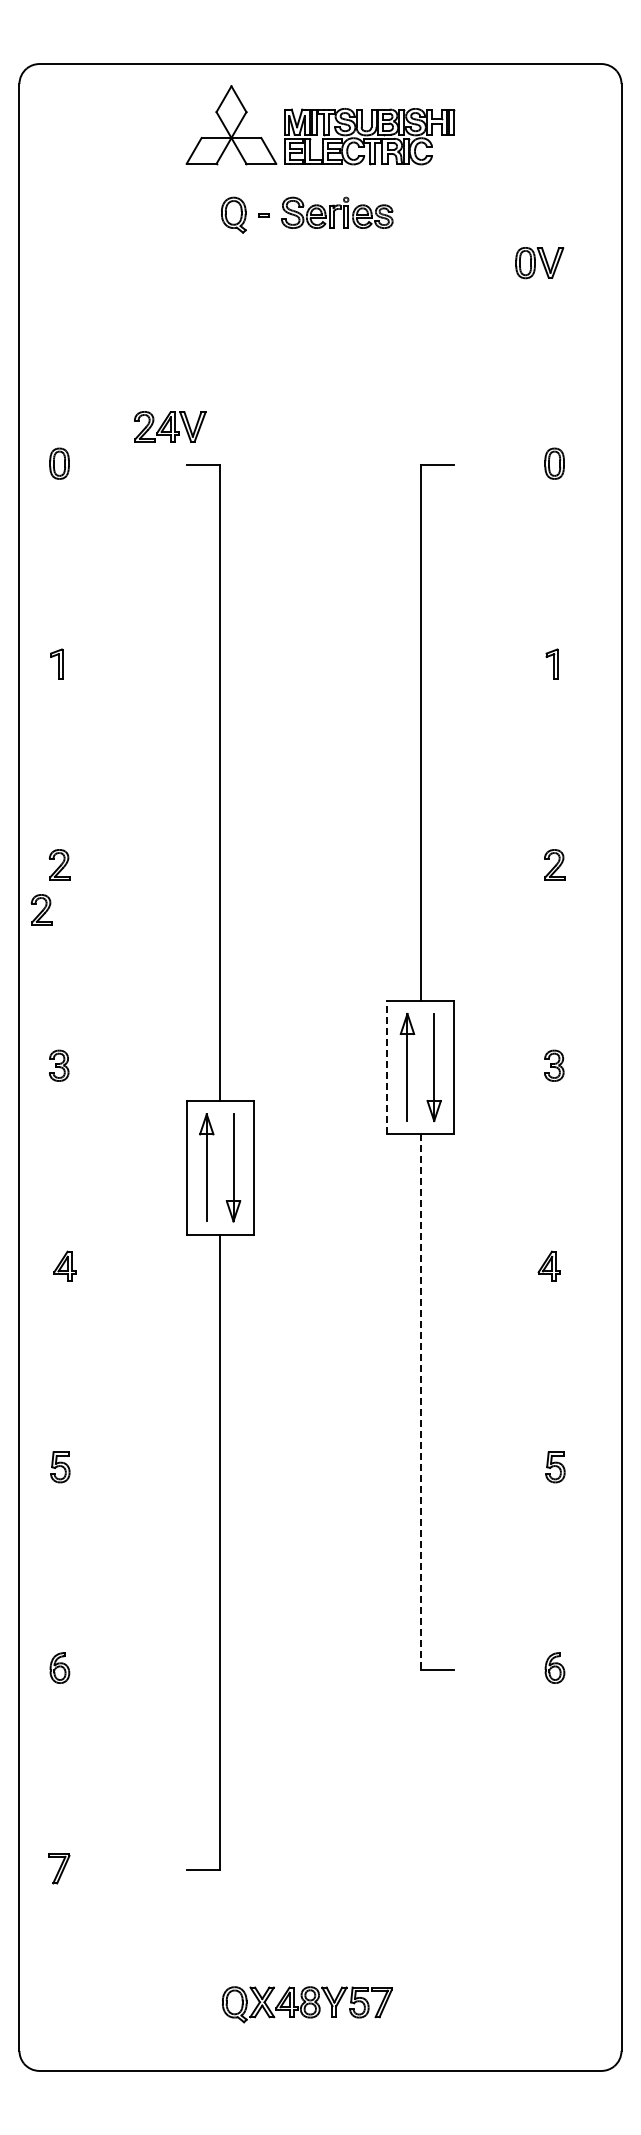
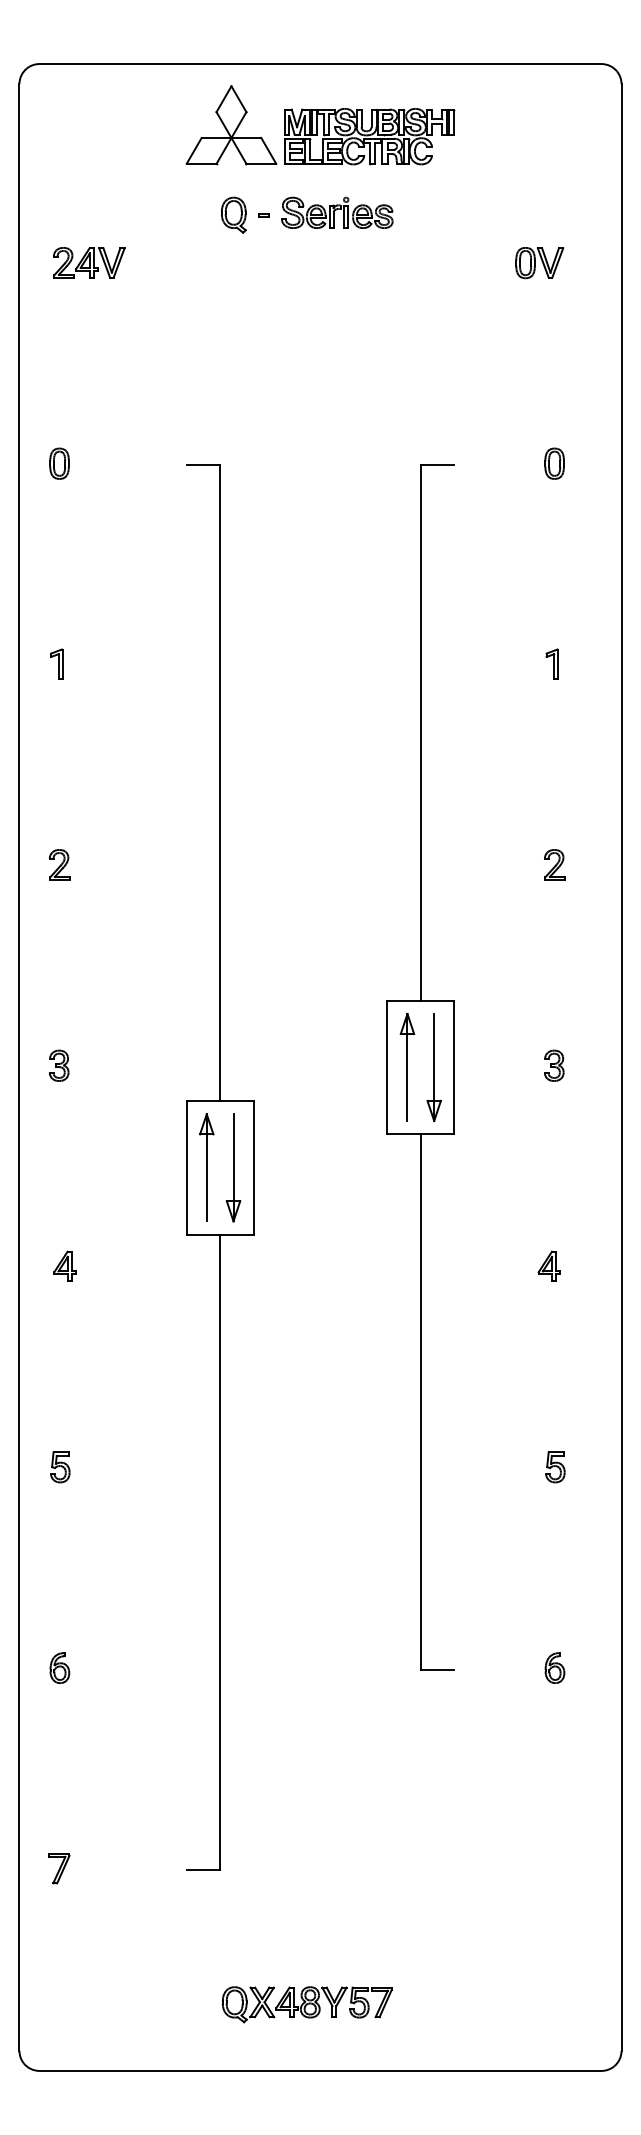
part position: (170, 426) -> (89, 262) (89, 262)
part: present -> none (41, 909)
line: dashed -> solid (387, 1067)
line: dashed -> solid (420, 1401)
